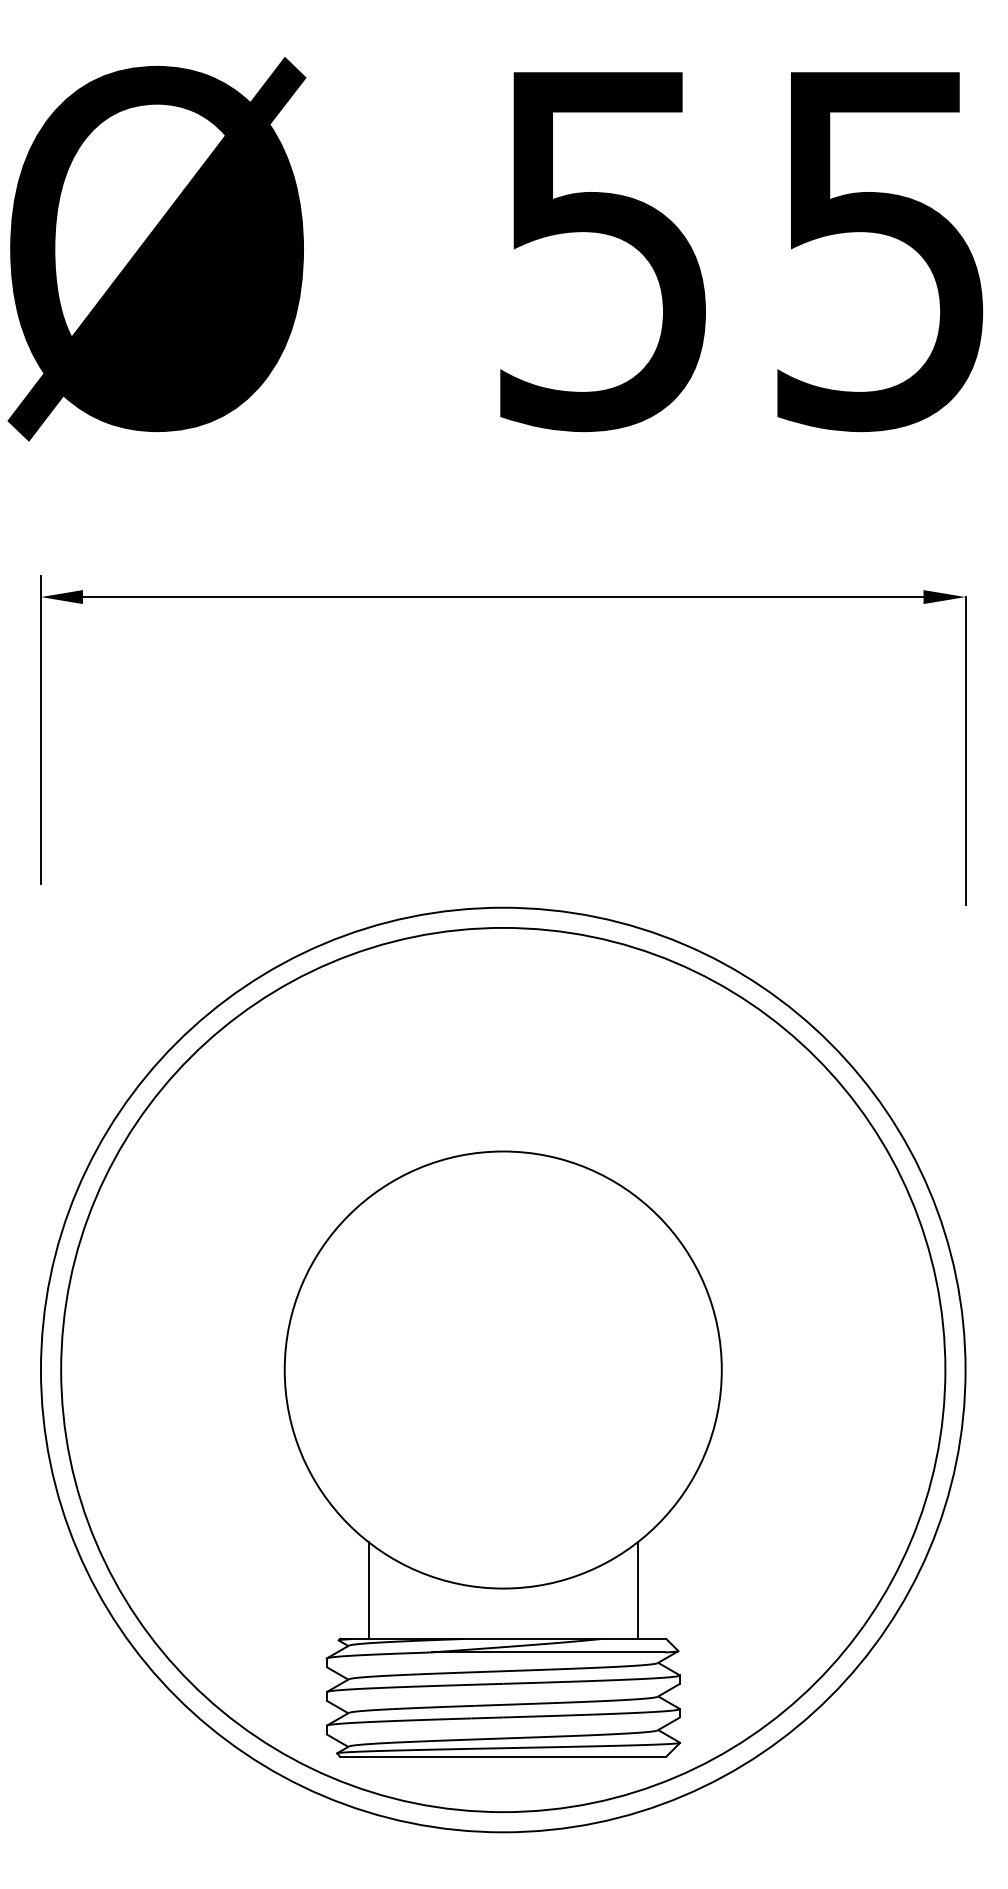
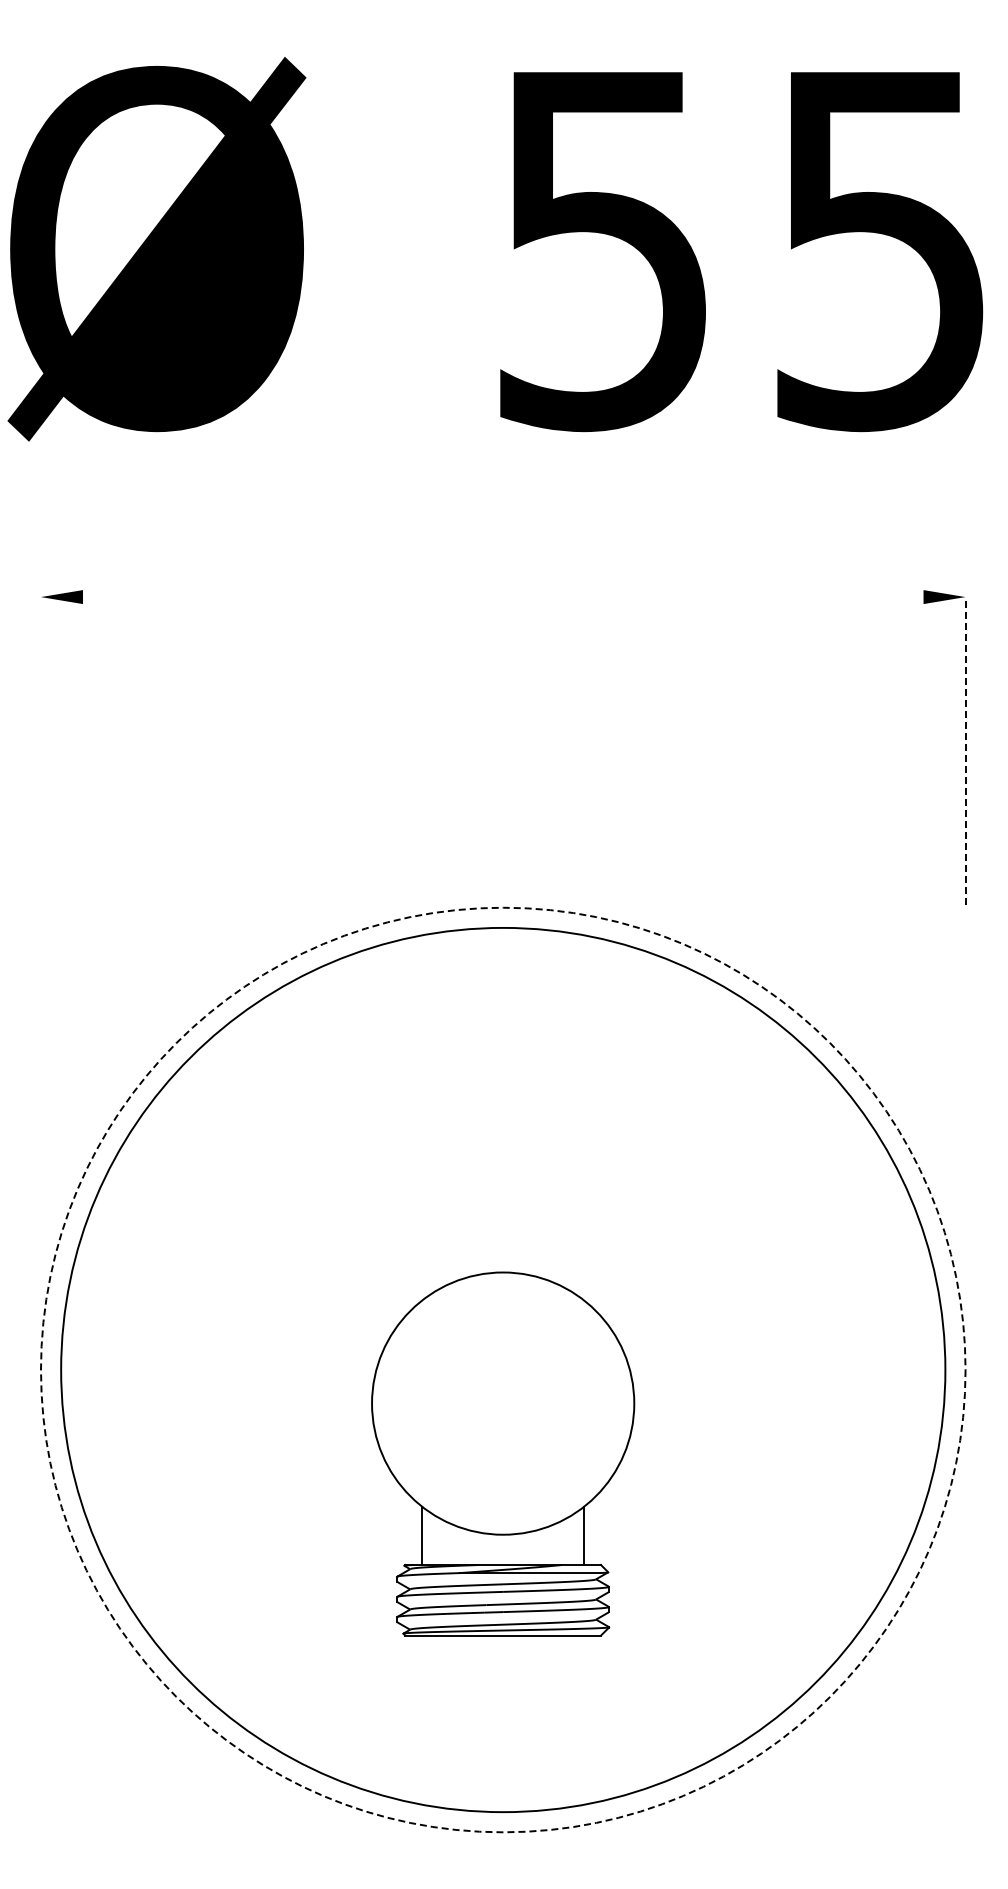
line: present -> none (503, 597)
line: present -> none (40, 730)
line: solid -> dashed (965, 751)
circle: solid -> dashed (502, 1369)
part size: 440x608 px -> 265x366 px (503, 1453)
